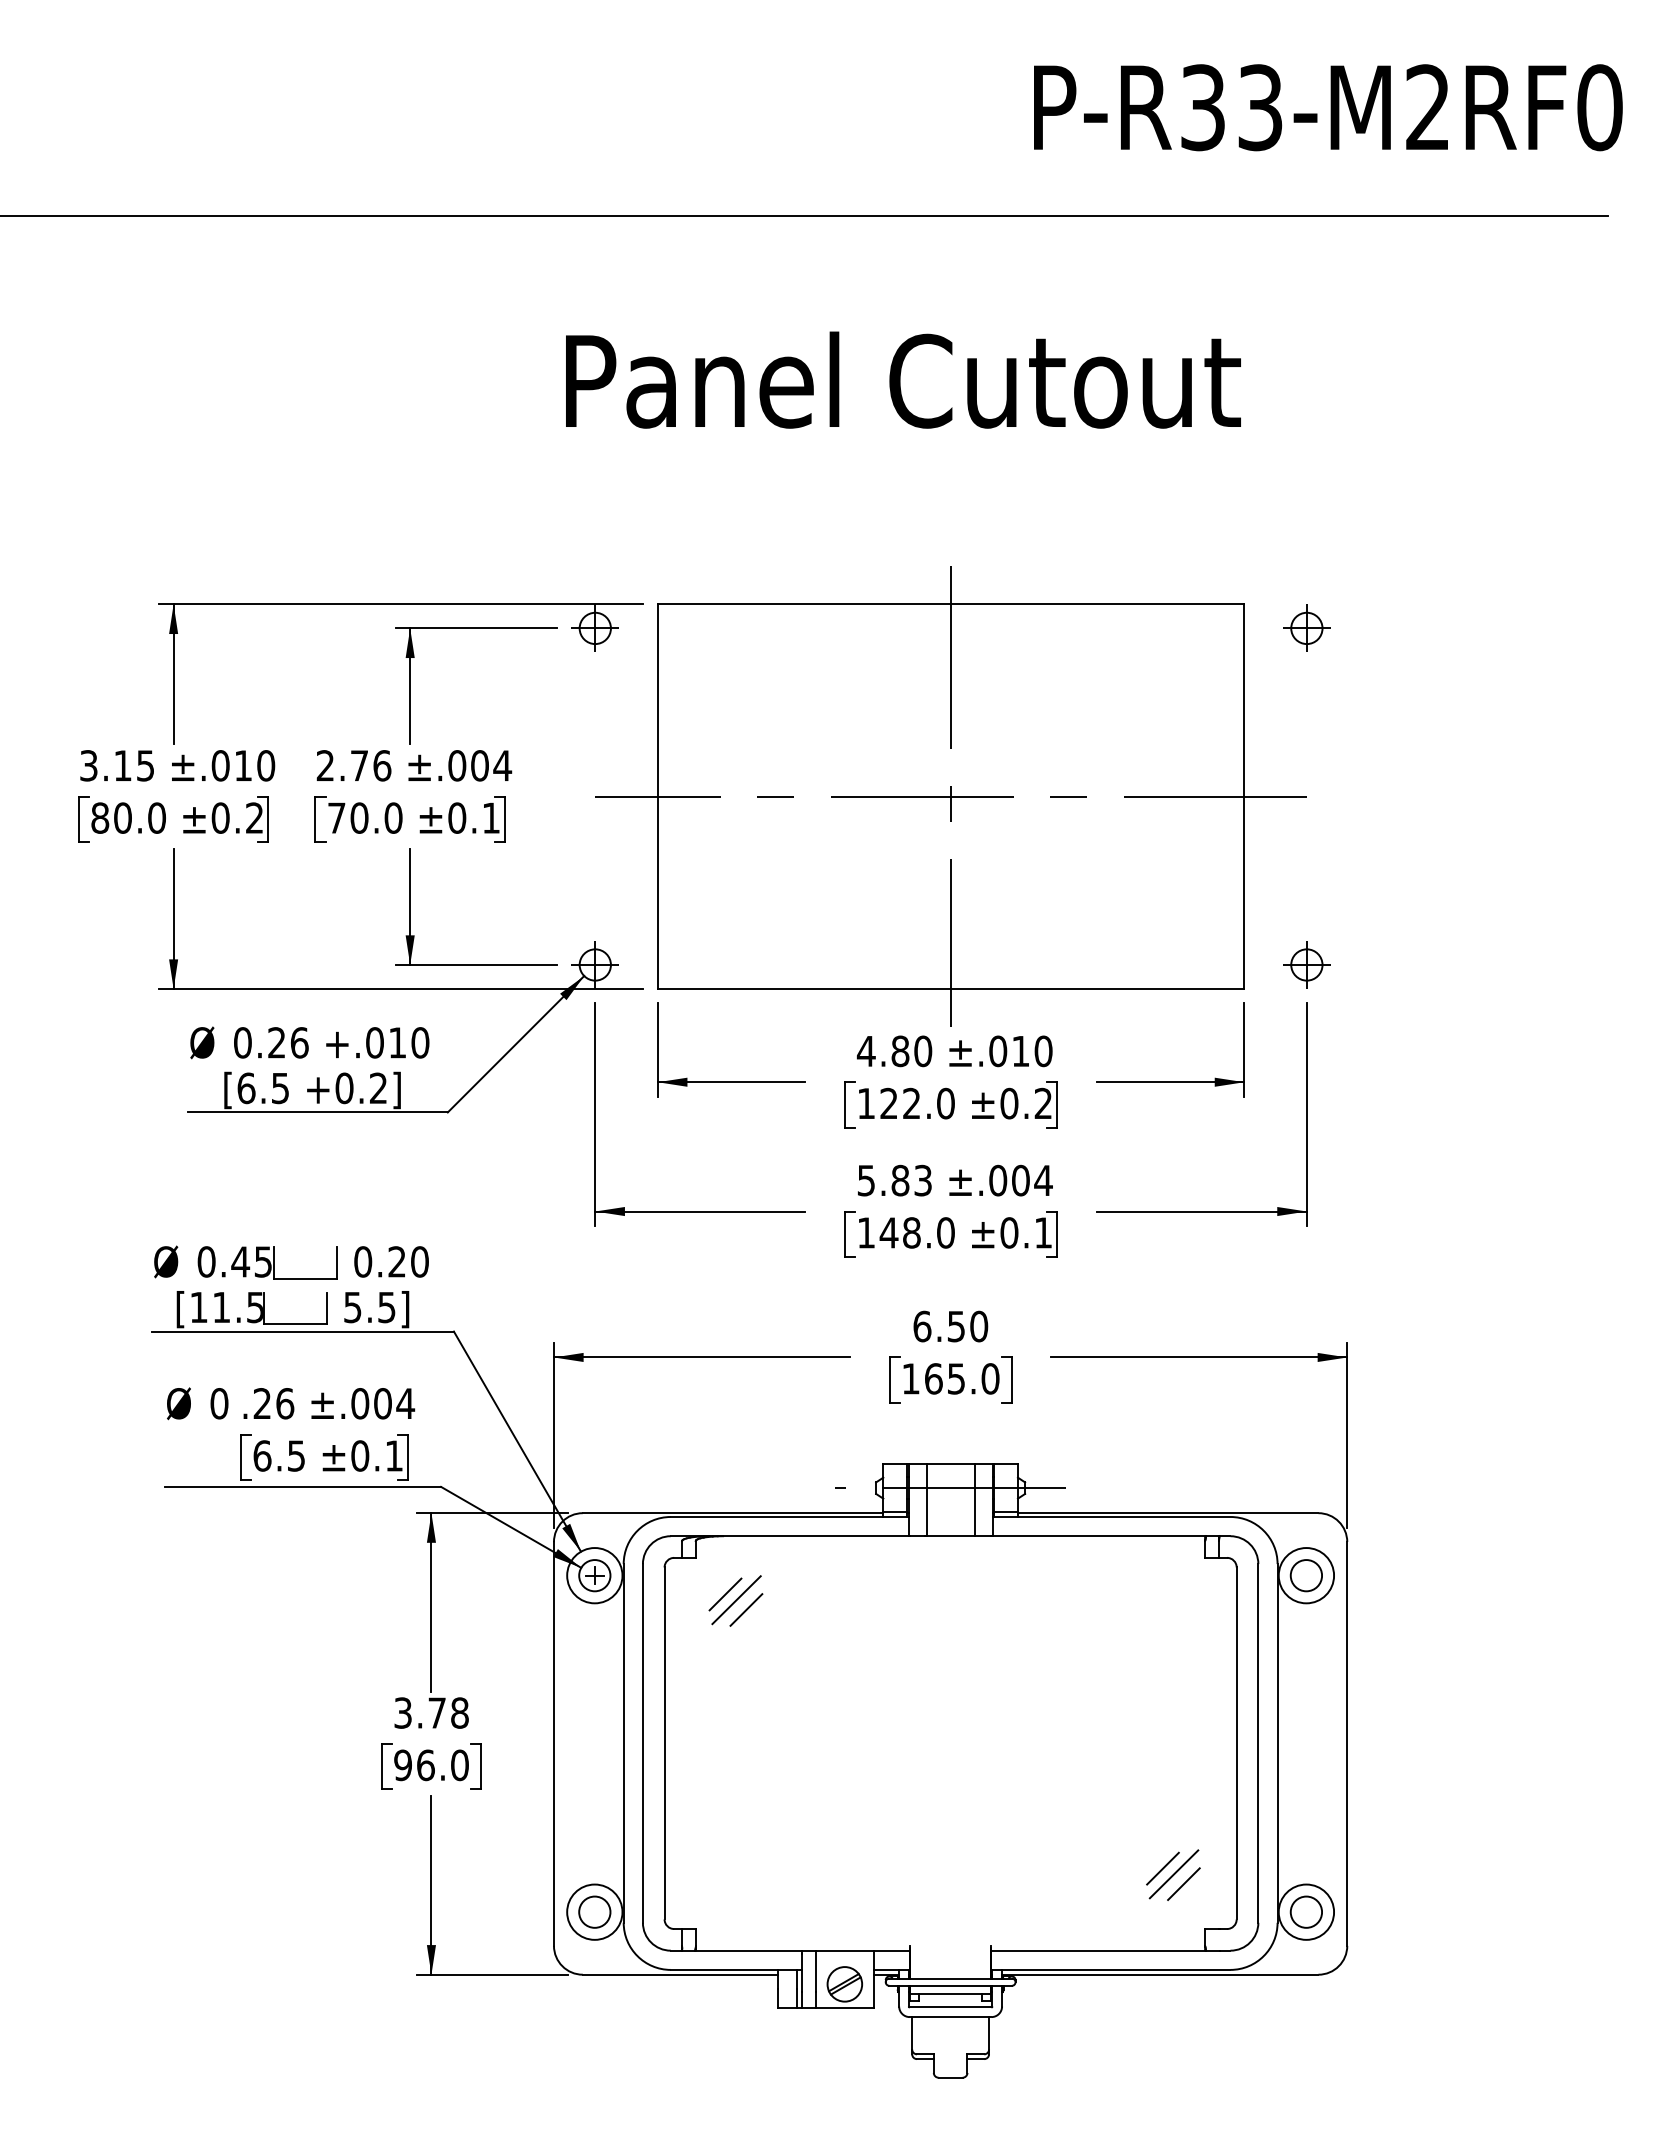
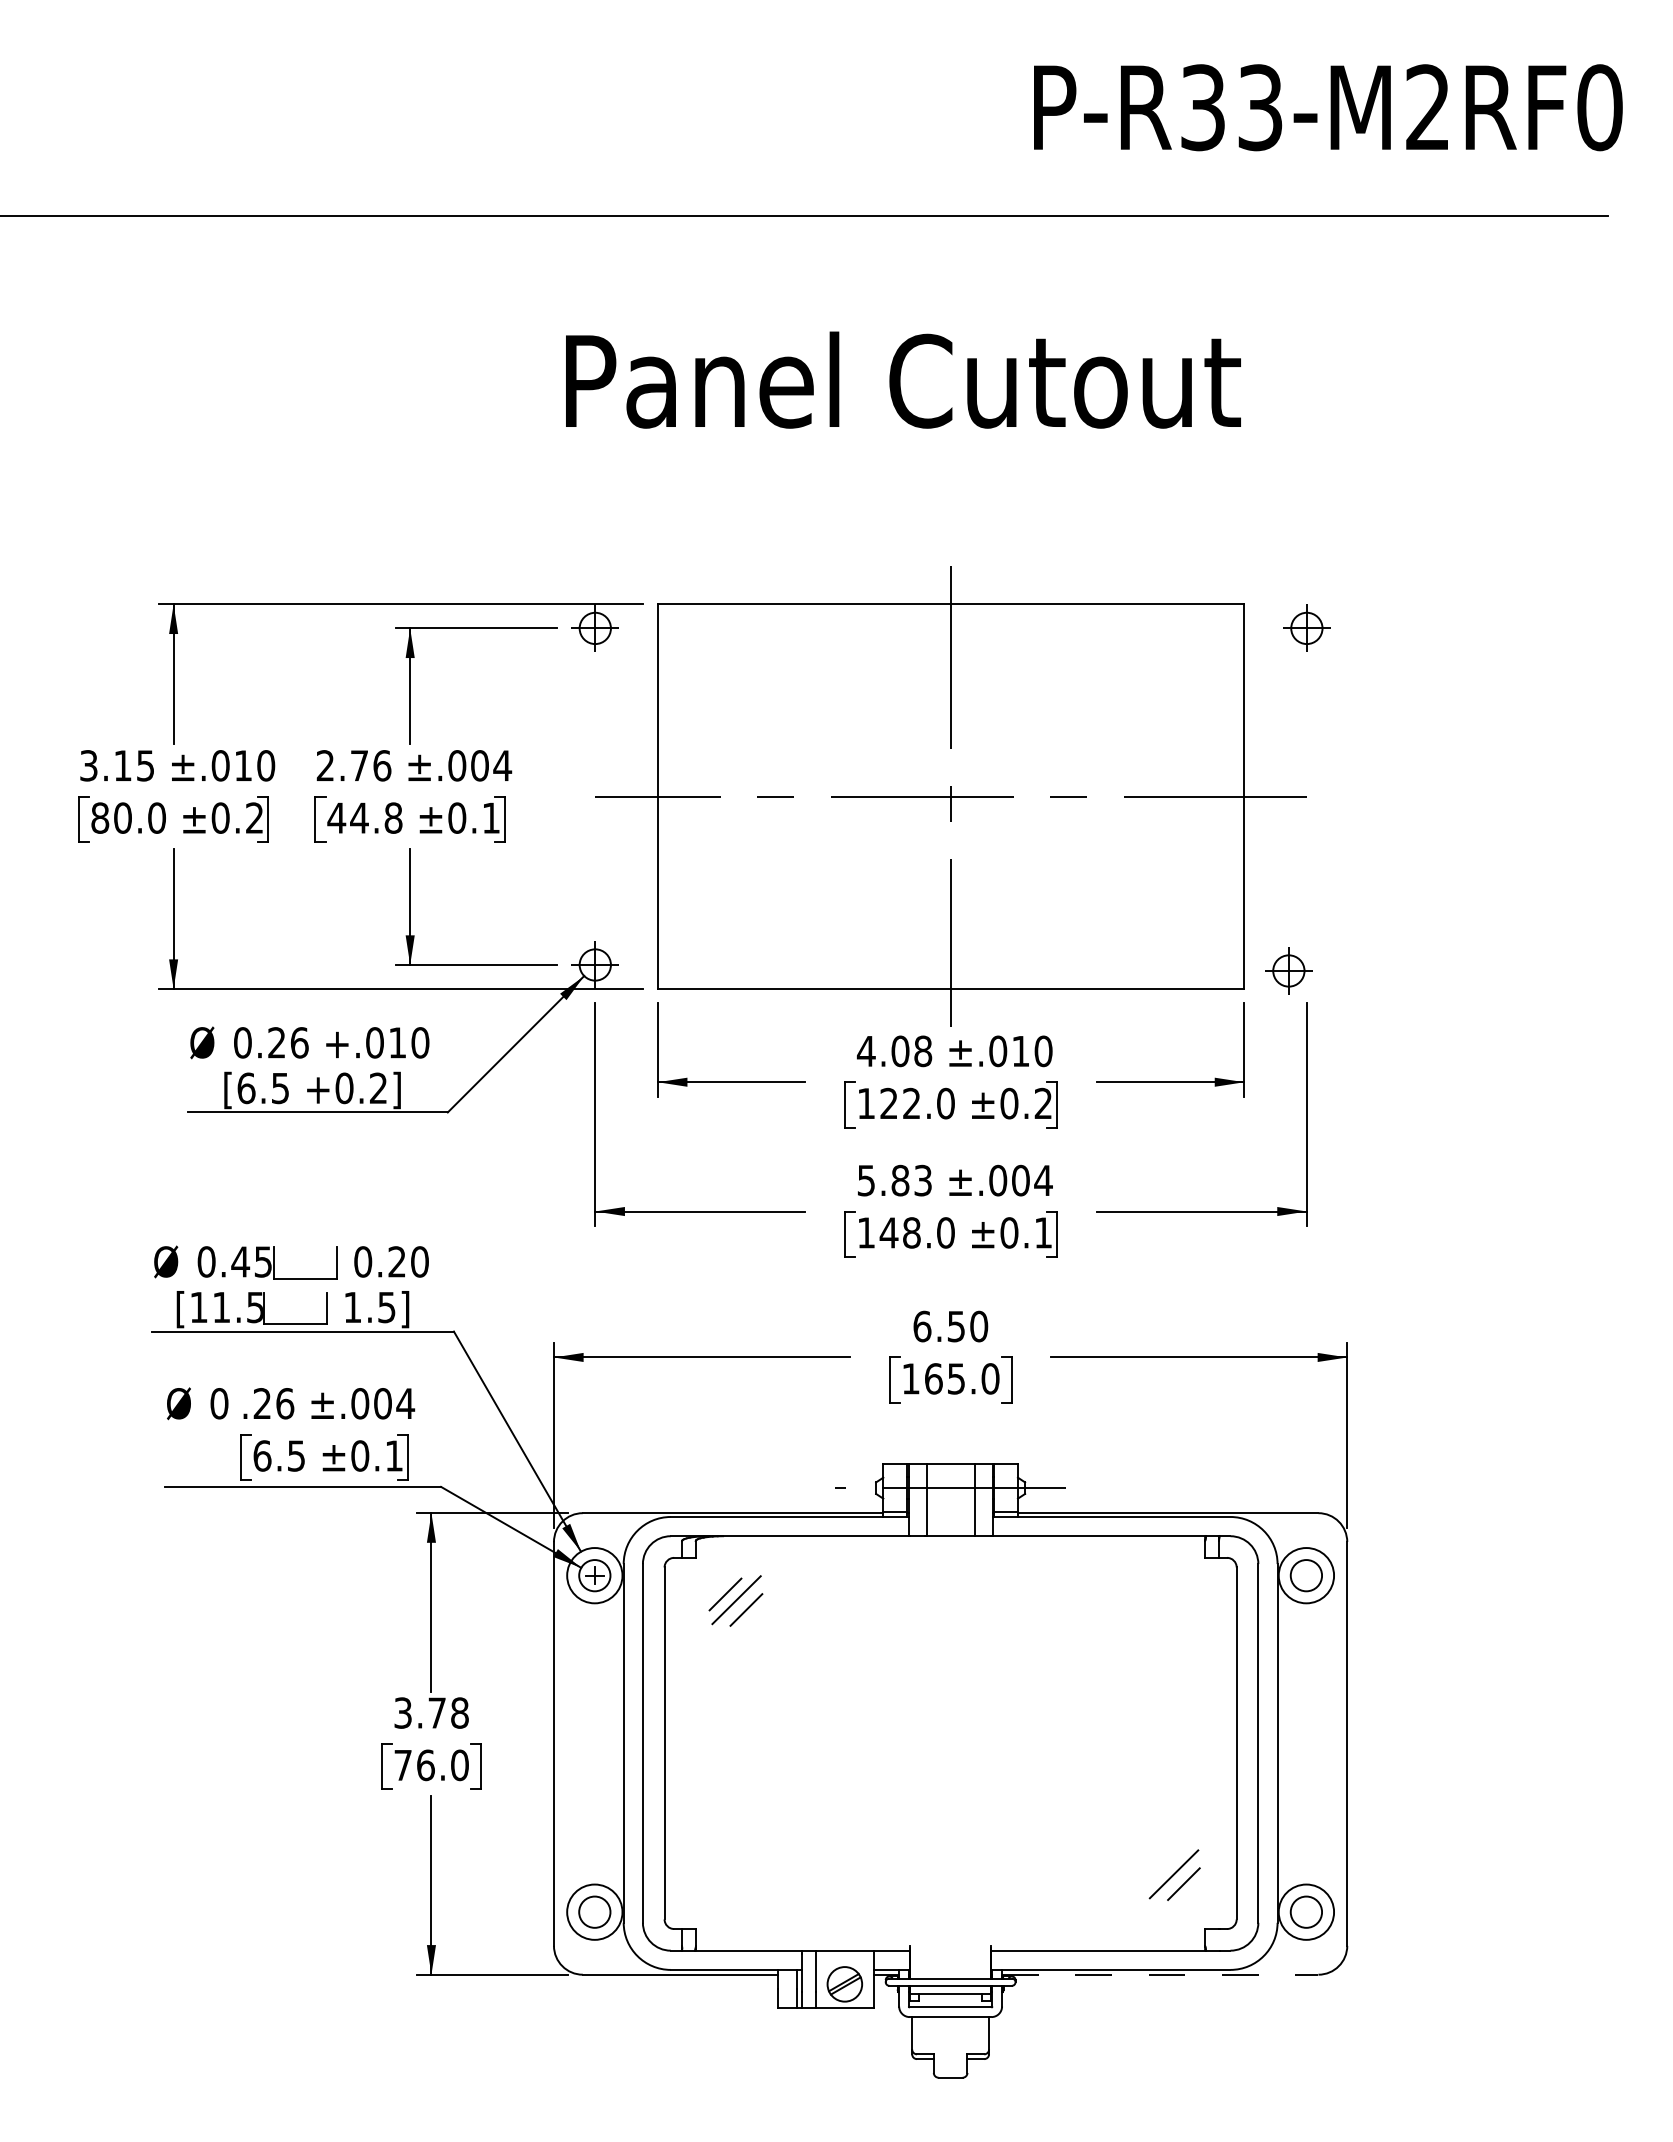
text: 70.0 -> 44.8 (364, 817)
part position: (1306, 964) -> (1288, 970) (1288, 970)
text: 4.80 -> 4.08 (911, 1050)
text: 5.5] -> 1.5] (352, 1307)
text: 96.0 -> 76.0 (402, 1765)
line: present -> none (1162, 1868)
line: solid -> dashed (1160, 1974)
